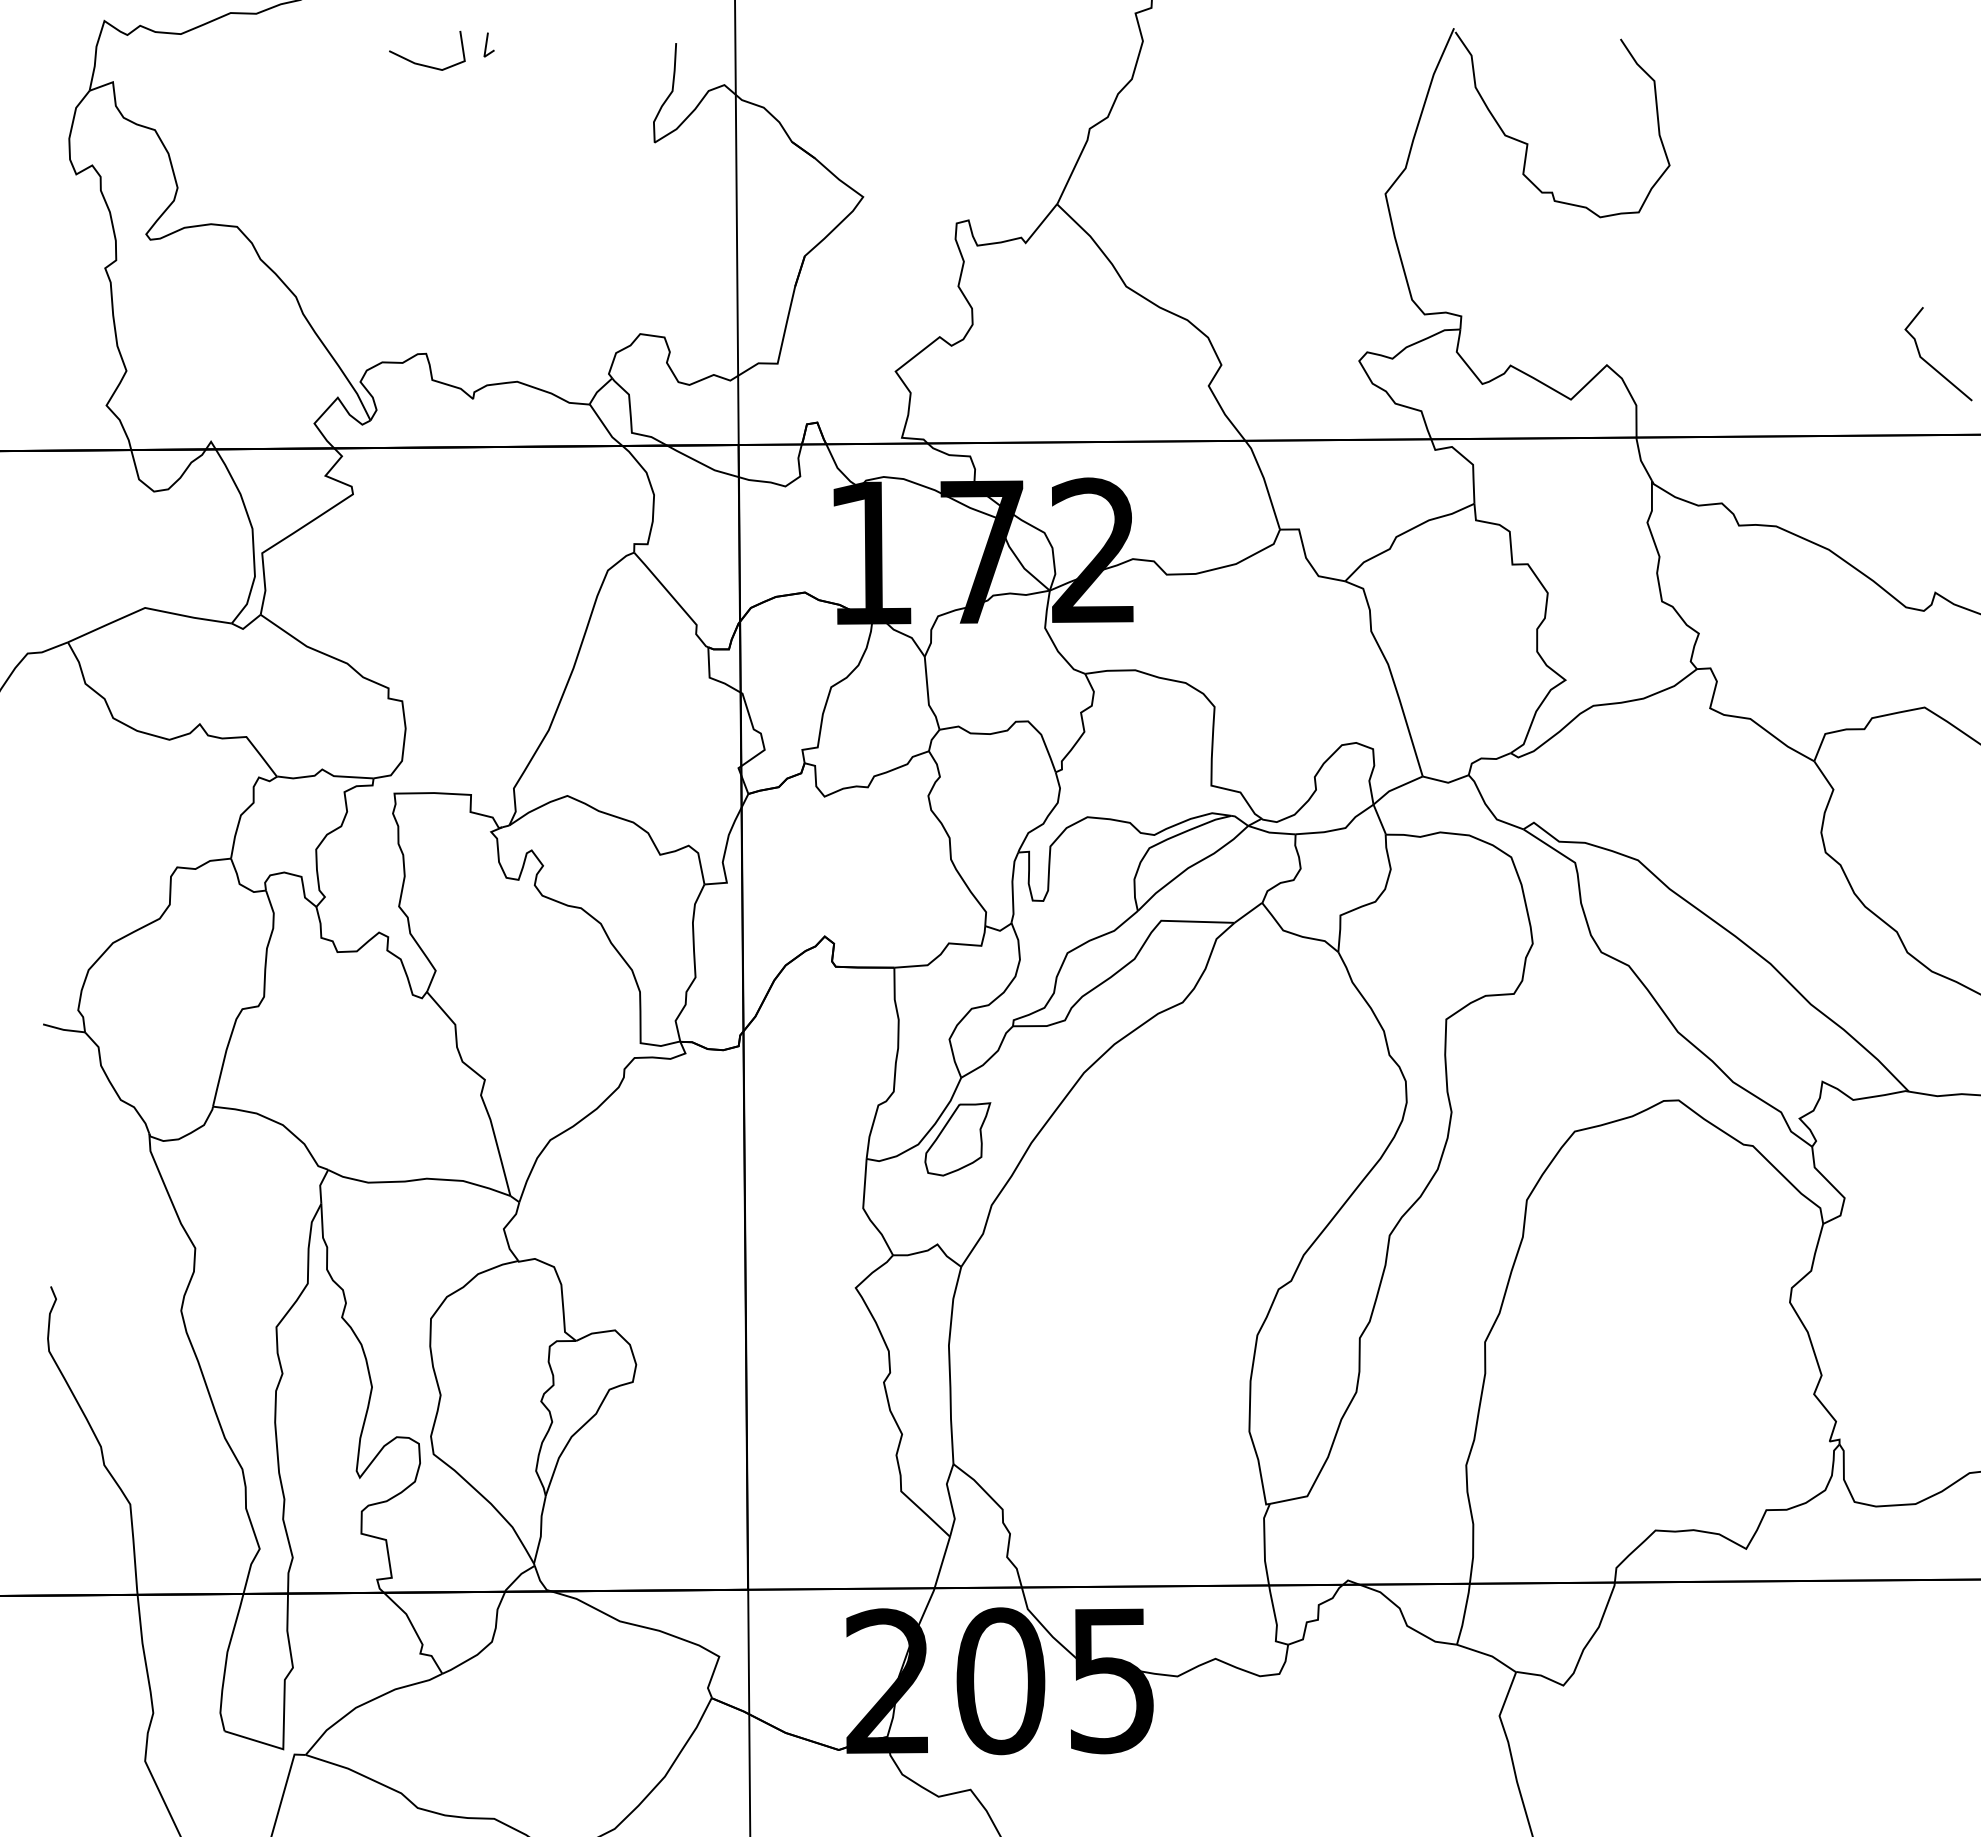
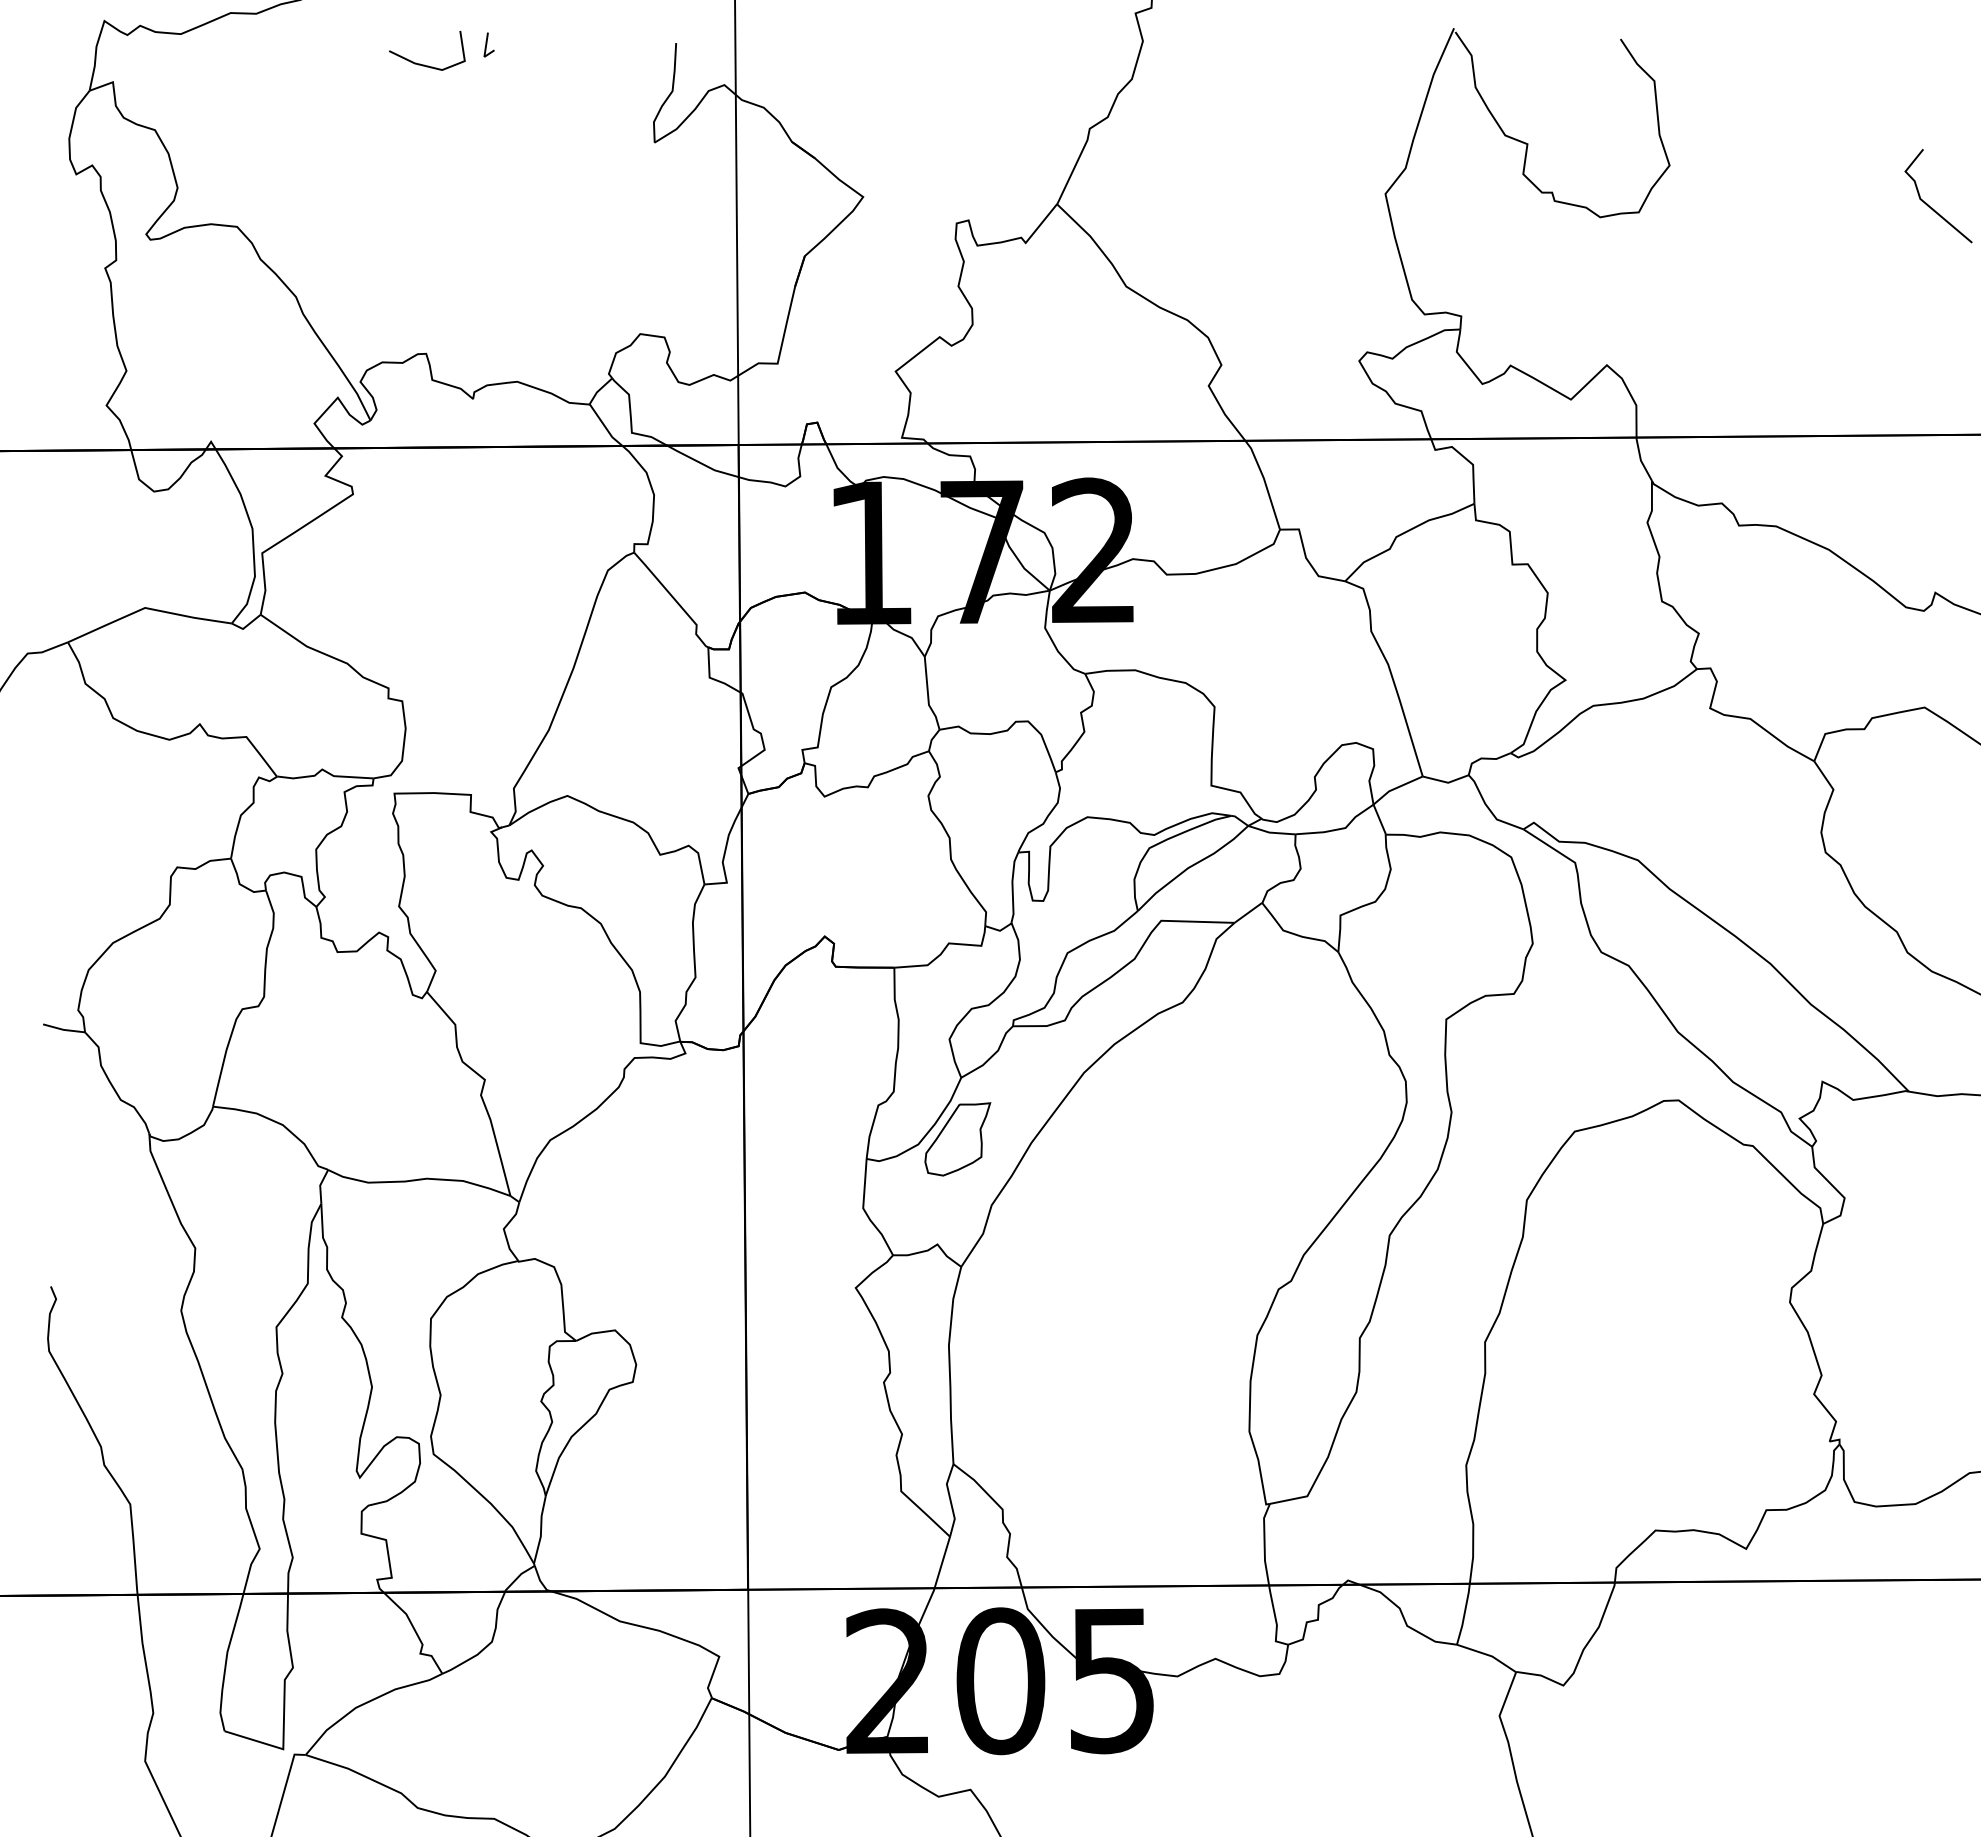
line position: (1932, 365) -> (1932, 207) (1932, 207)
